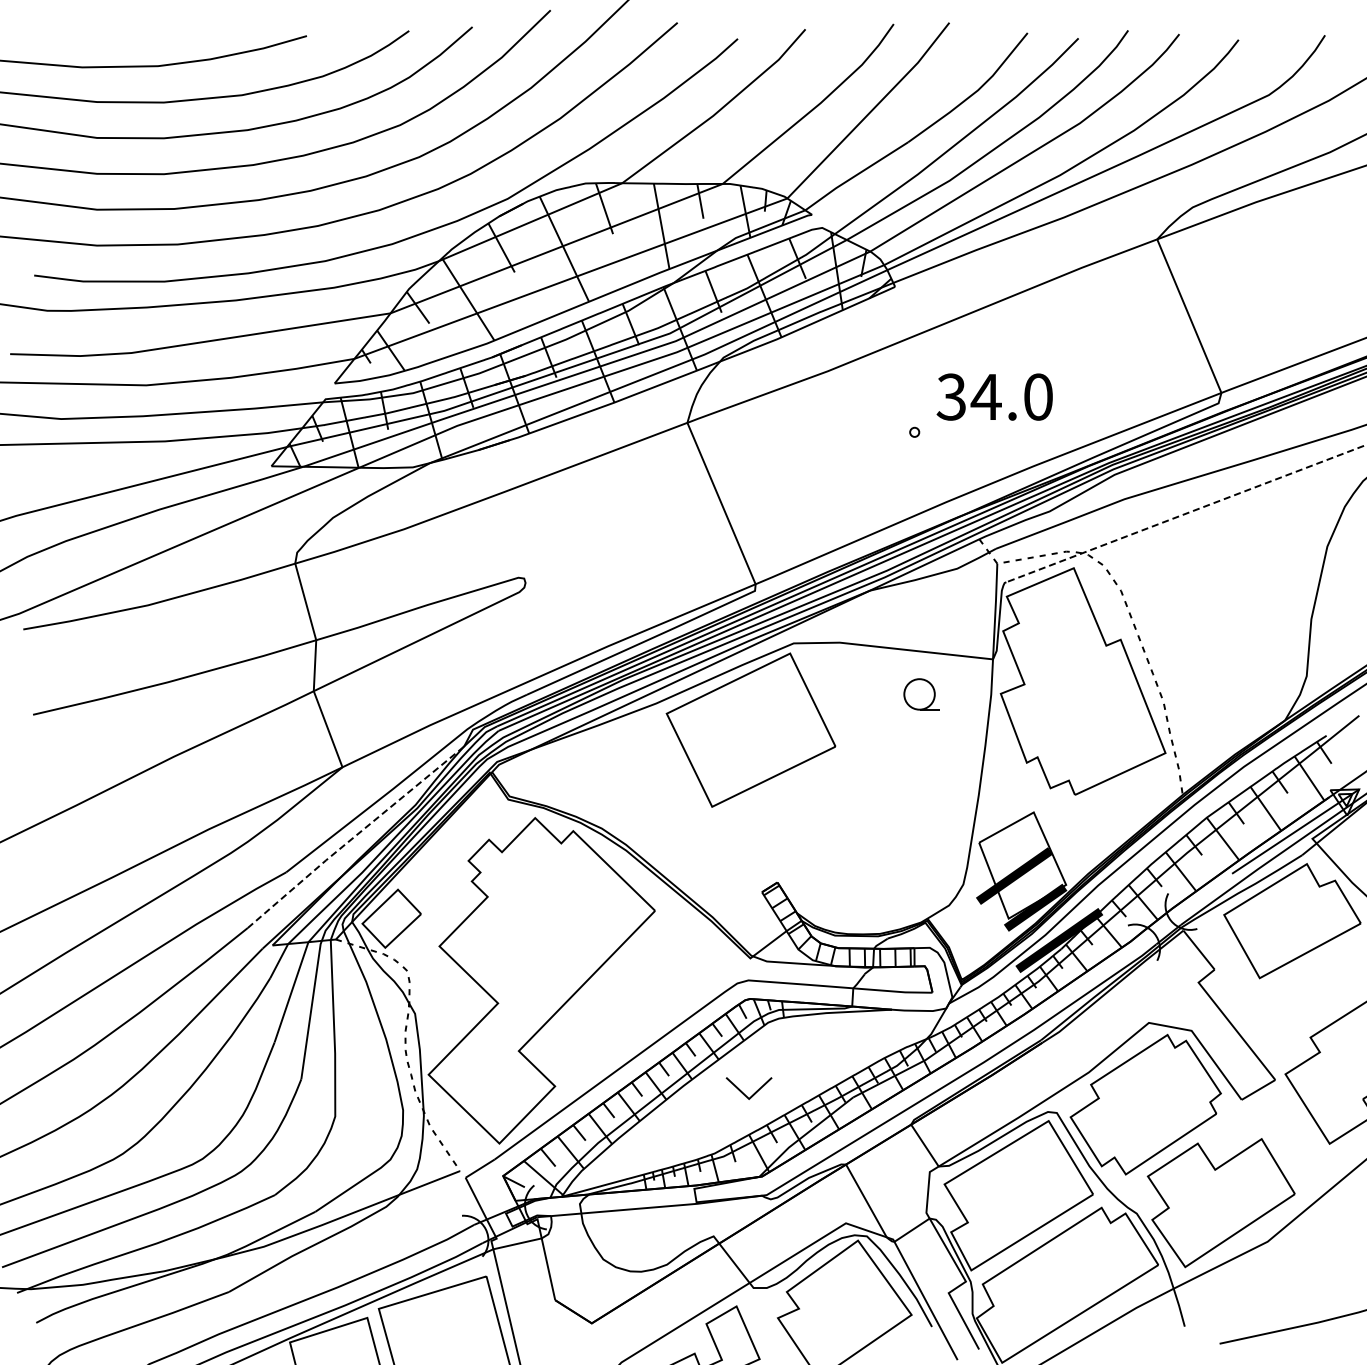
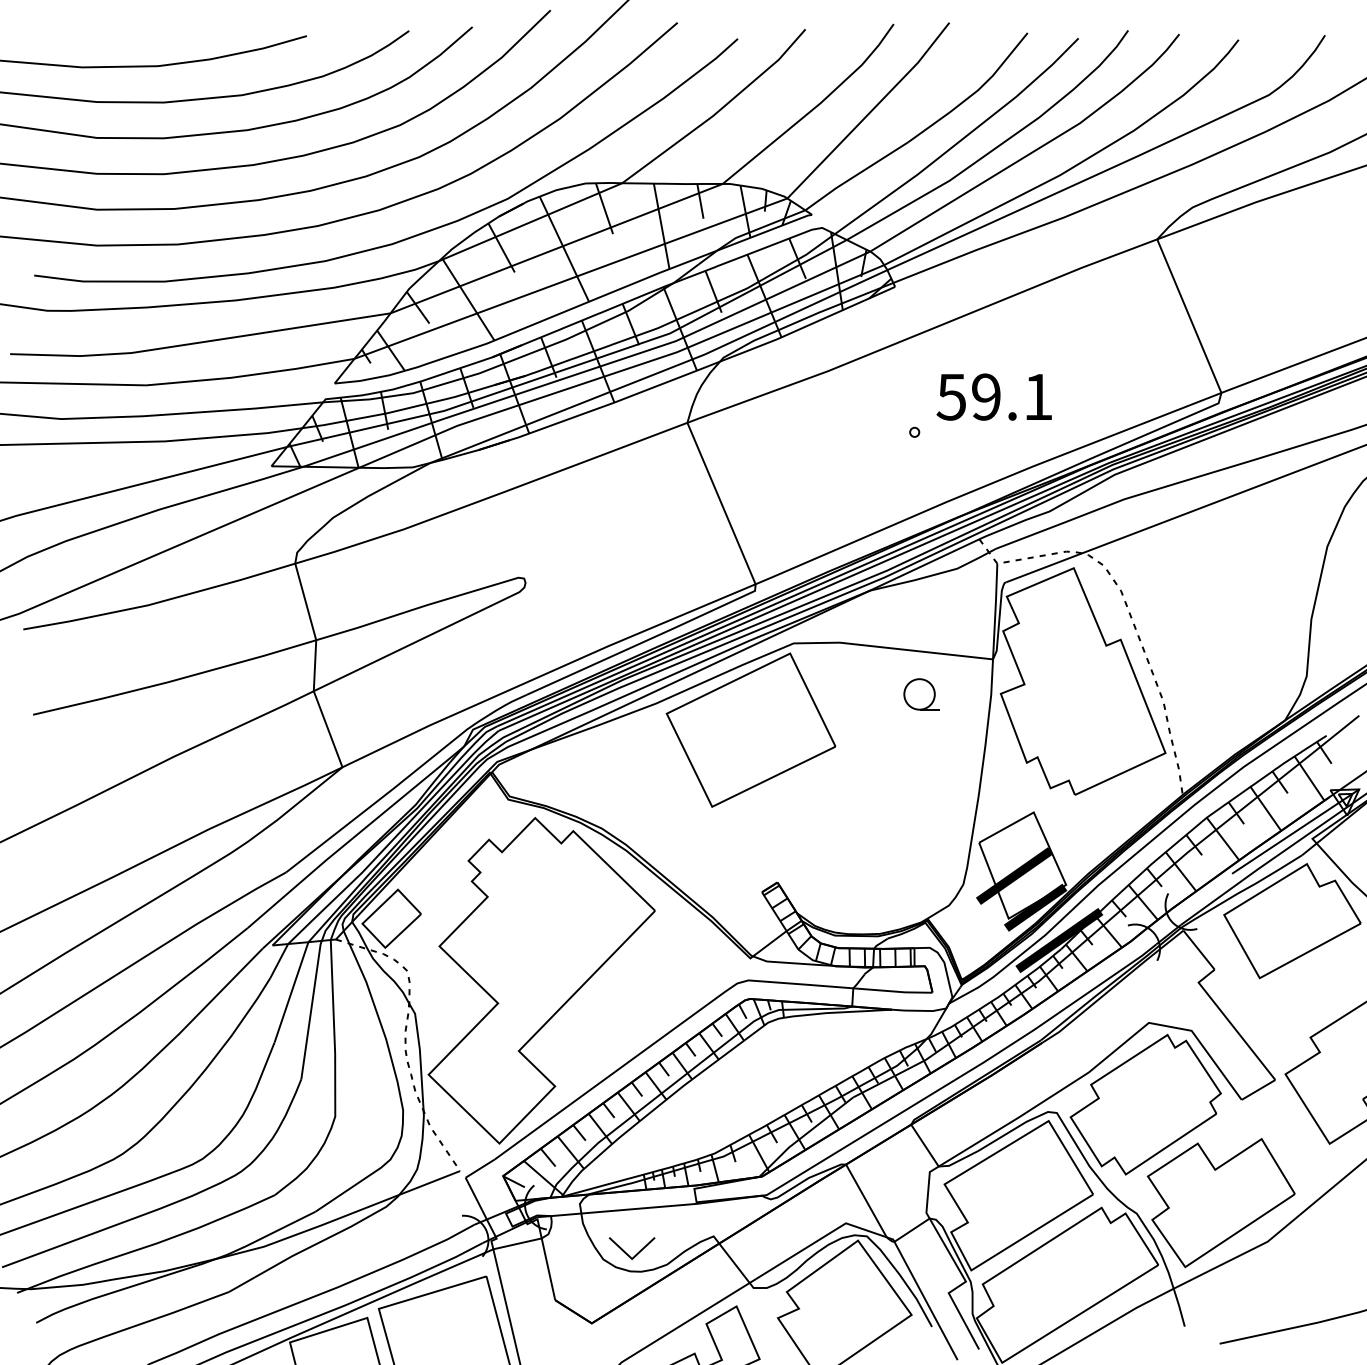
text: 34.0 -> 59.1 (994, 396)
line: dashed -> solid (1186, 513)
line: dashed -> solid (354, 837)
part position: (743, 1092) -> (626, 1252) (626, 1252)
